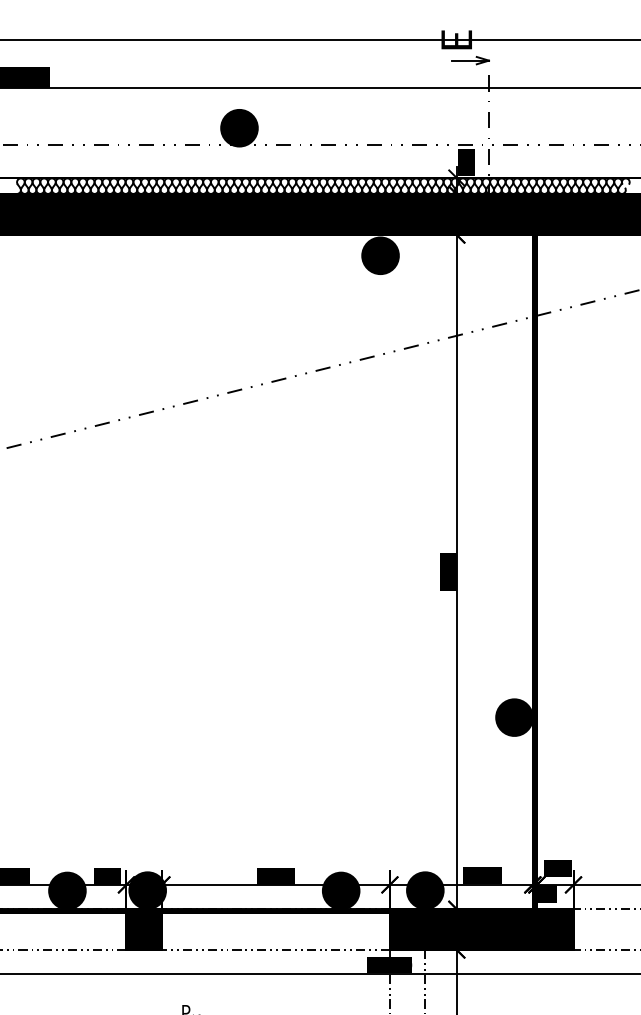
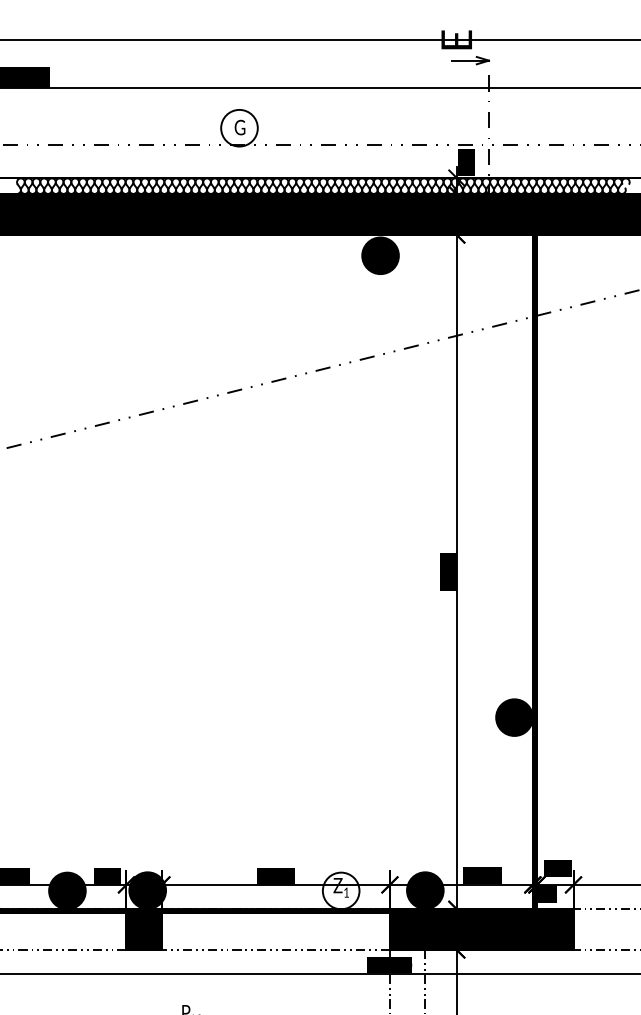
fill: present -> none (239, 127)
fill: present -> none (340, 890)
